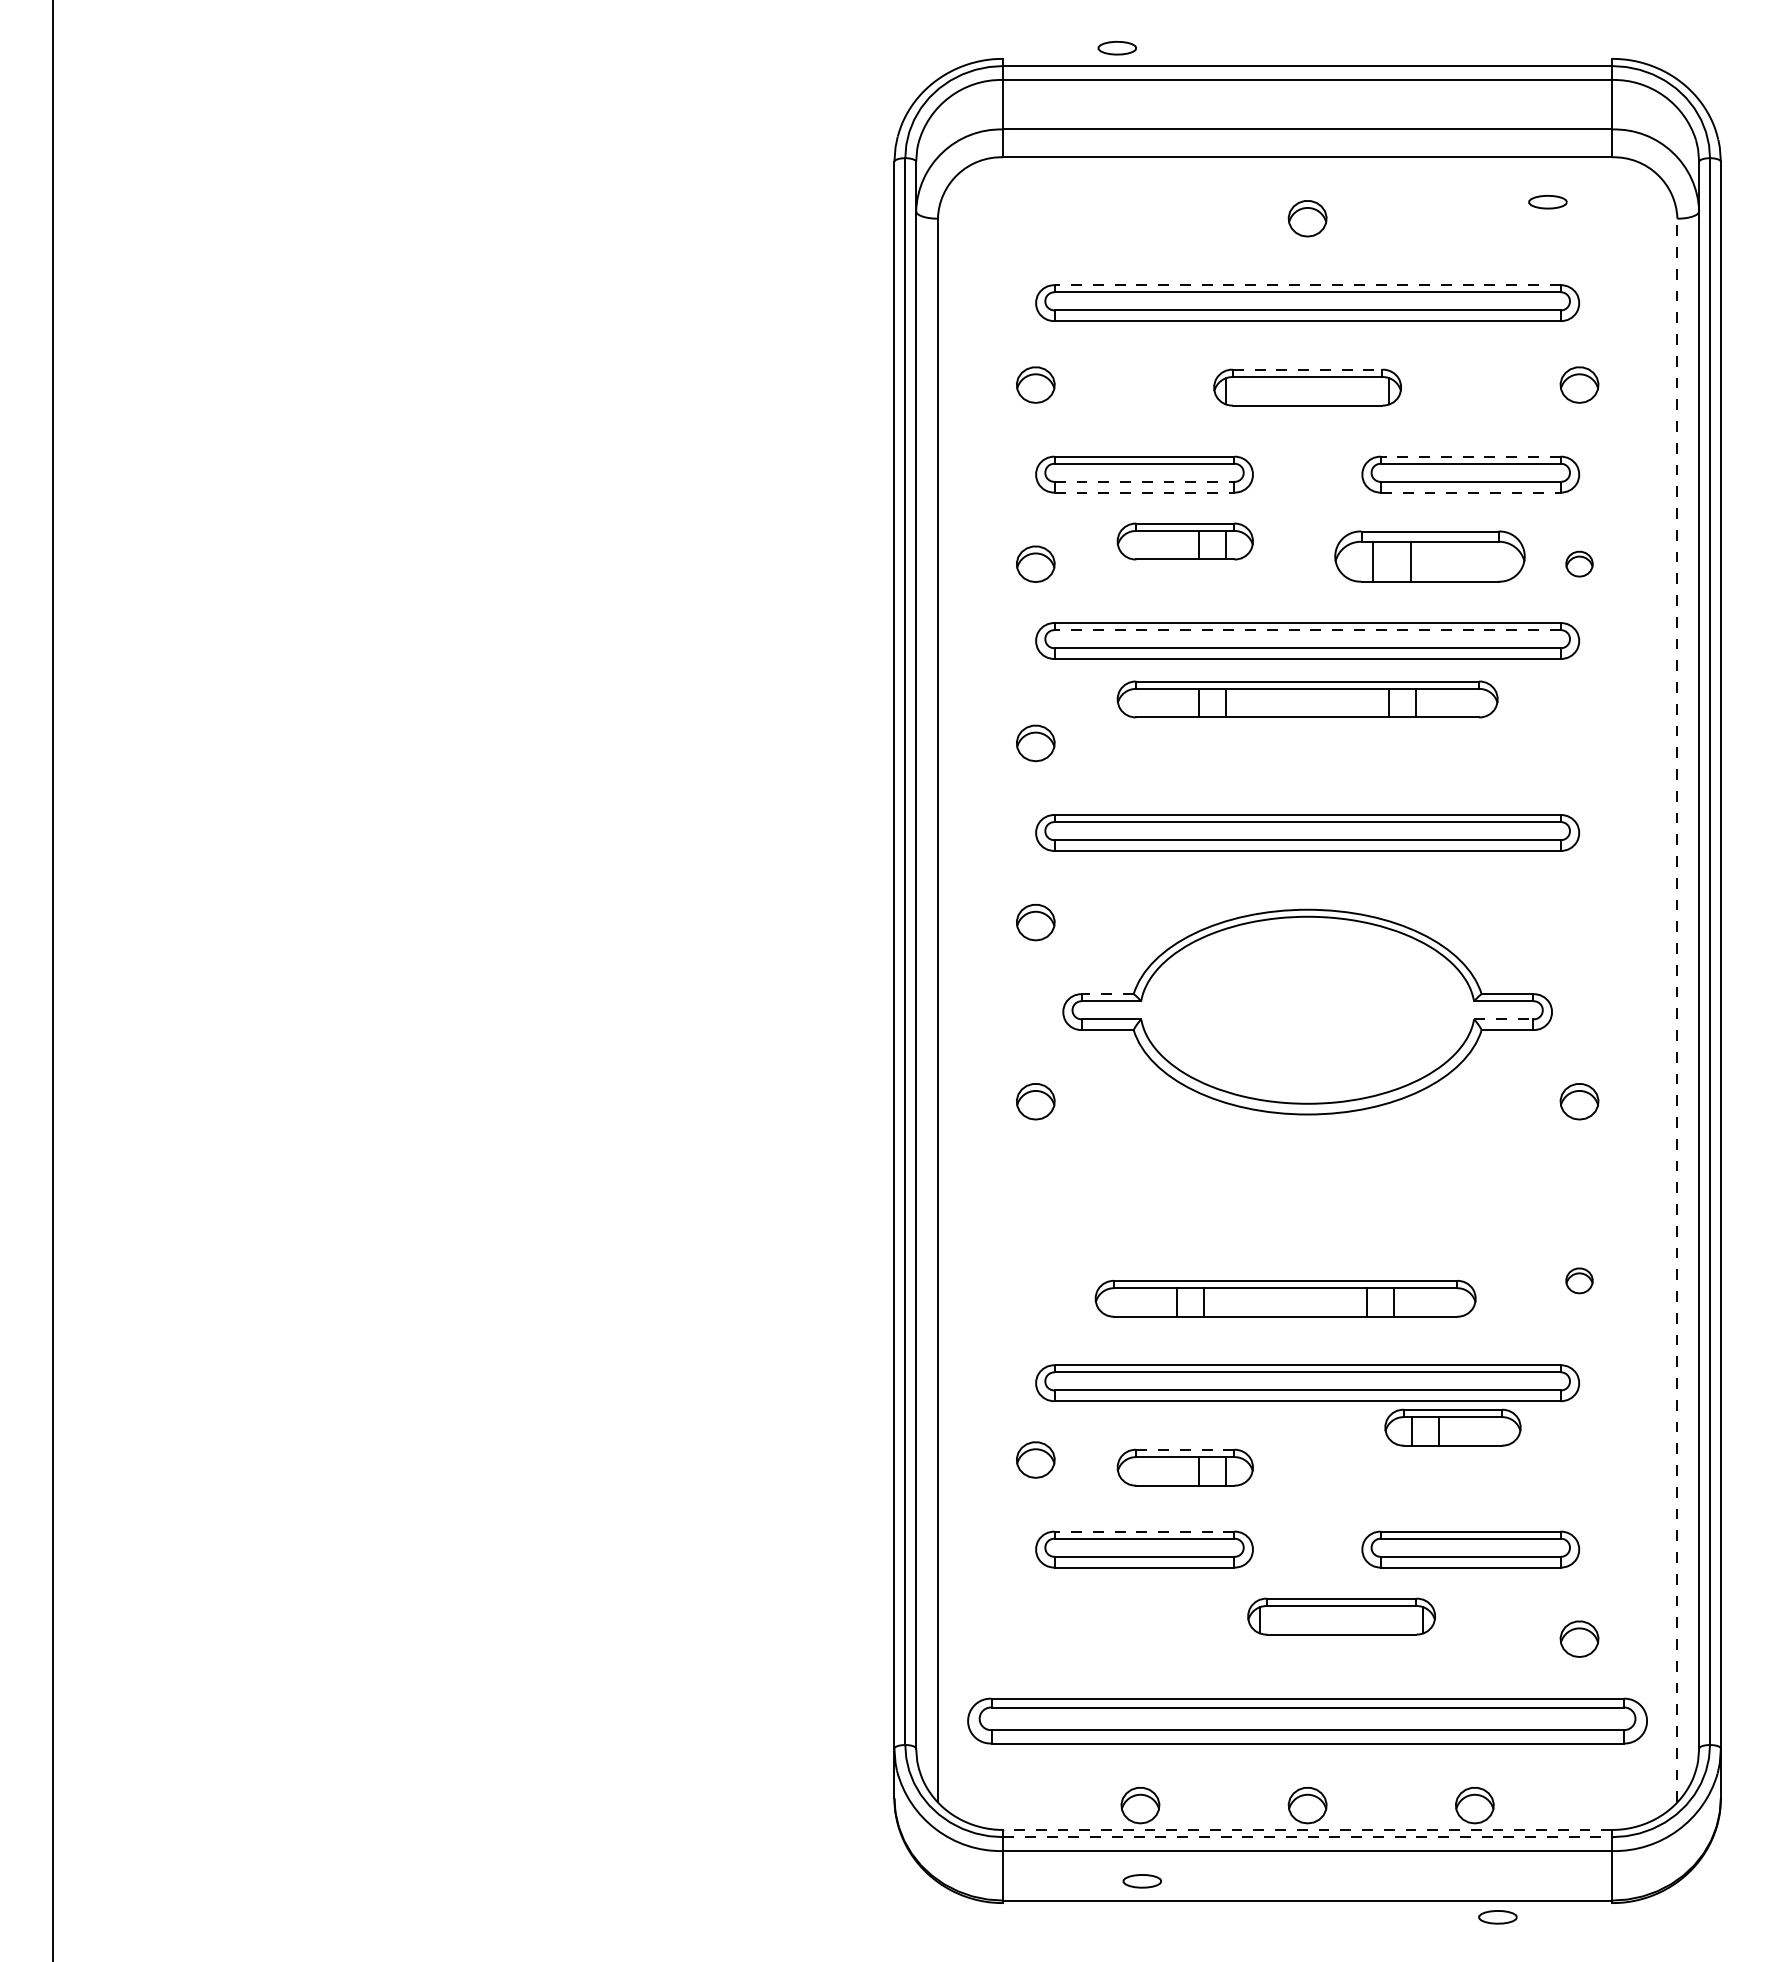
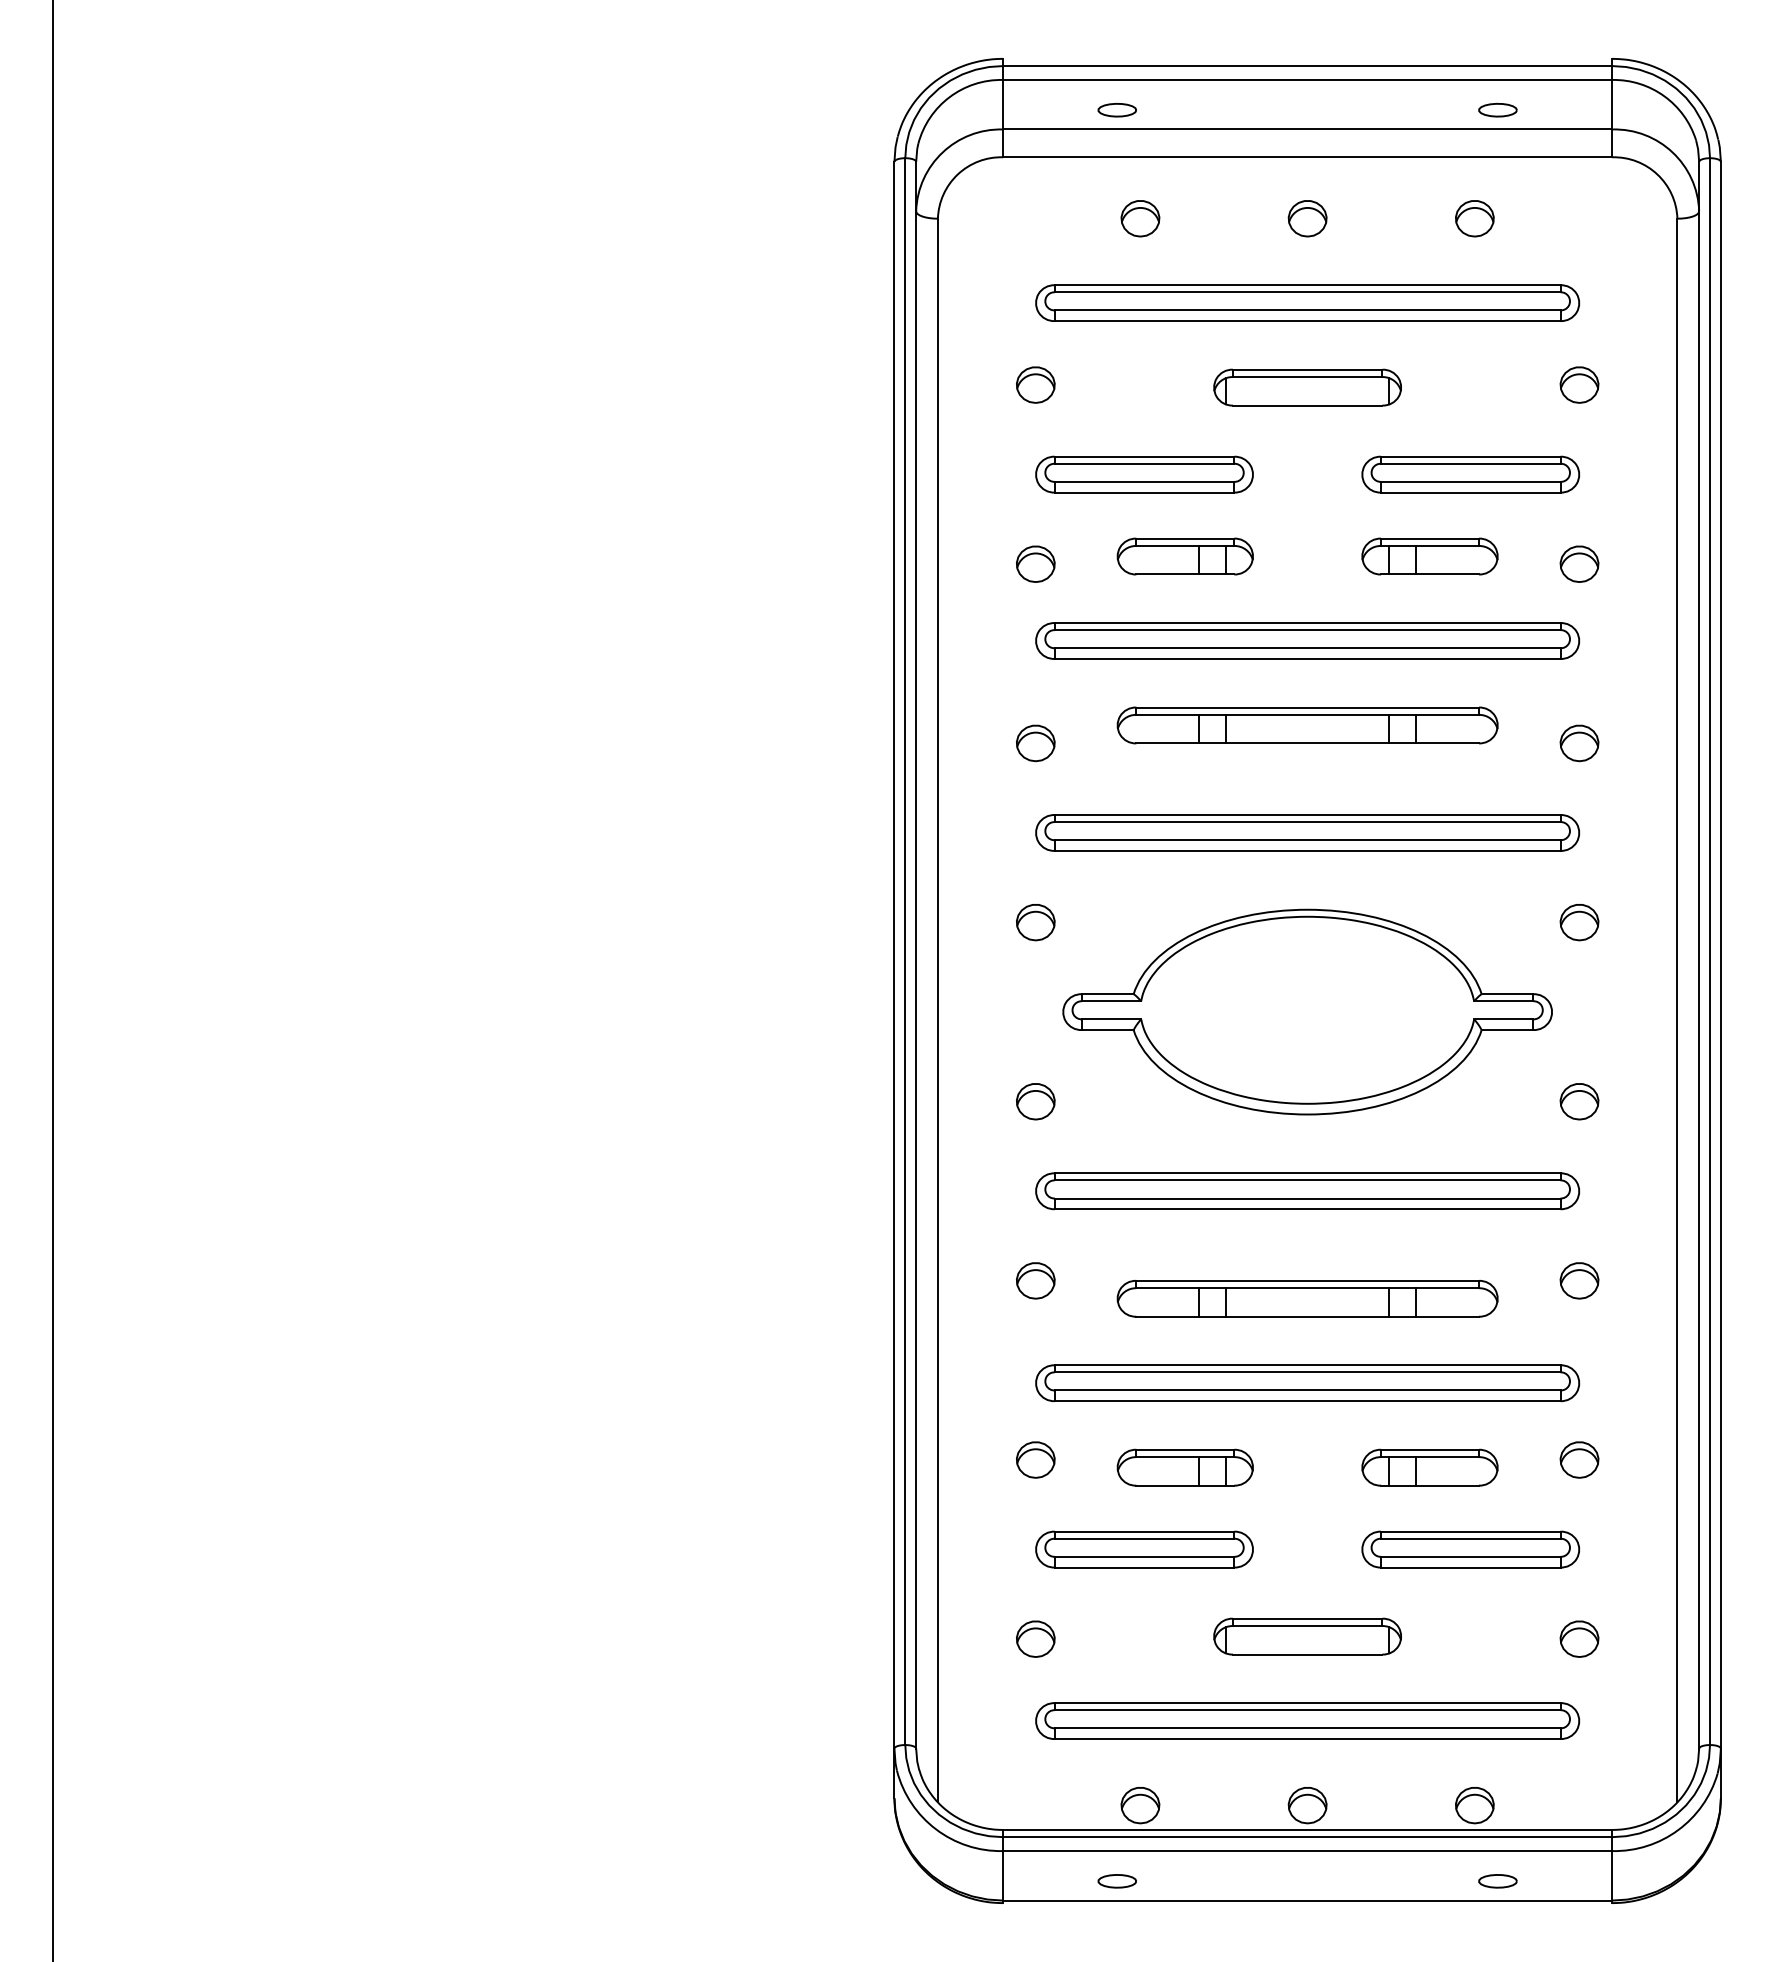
part position: (1116, 48) -> (1116, 110) (1116, 110)
part position: (1547, 201) -> (1497, 109) (1497, 109)
part: none -> present (1140, 218)
part: none -> present (1474, 218)
line: dashed -> solid (1307, 285)
line: dashed -> solid (1307, 369)
line: dashed -> solid (1470, 456)
line: dashed -> solid (1144, 481)
line: dashed -> solid (1144, 492)
line: dashed -> solid (1470, 492)
part position: (1184, 541) -> (1184, 556) (1184, 556)
part size: 192x53 px -> 138x39 px (1429, 556)
part size: 29x28 px -> 41x38 px (1579, 563)
line: dashed -> solid (1307, 630)
part position: (1307, 699) -> (1307, 725) (1307, 725)
part: none -> present (1579, 743)
part: none -> present (1579, 922)
line: dashed -> solid (1107, 994)
line: dashed -> solid (1677, 1010)
line: dashed -> solid (1503, 1019)
part: none -> present (1307, 1191)
part: none -> present (1035, 1280)
part size: 29x28 px -> 41x38 px (1579, 1280)
part position: (1285, 1298) -> (1307, 1298) (1307, 1298)
part position: (1452, 1427) -> (1429, 1467) (1429, 1467)
line: dashed -> solid (1185, 1449)
part: none -> present (1579, 1459)
line: dashed -> solid (1144, 1531)
part position: (1341, 1616) -> (1307, 1636) (1307, 1636)
part: none -> present (1035, 1638)
part size: 681x48 px -> 546x38 px (1307, 1720)
line: dashed -> solid (1307, 1829)
line: dashed -> solid (1308, 1837)
part position: (1141, 1881) -> (1116, 1881) (1116, 1881)
part position: (1497, 1917) -> (1497, 1881) (1497, 1881)
